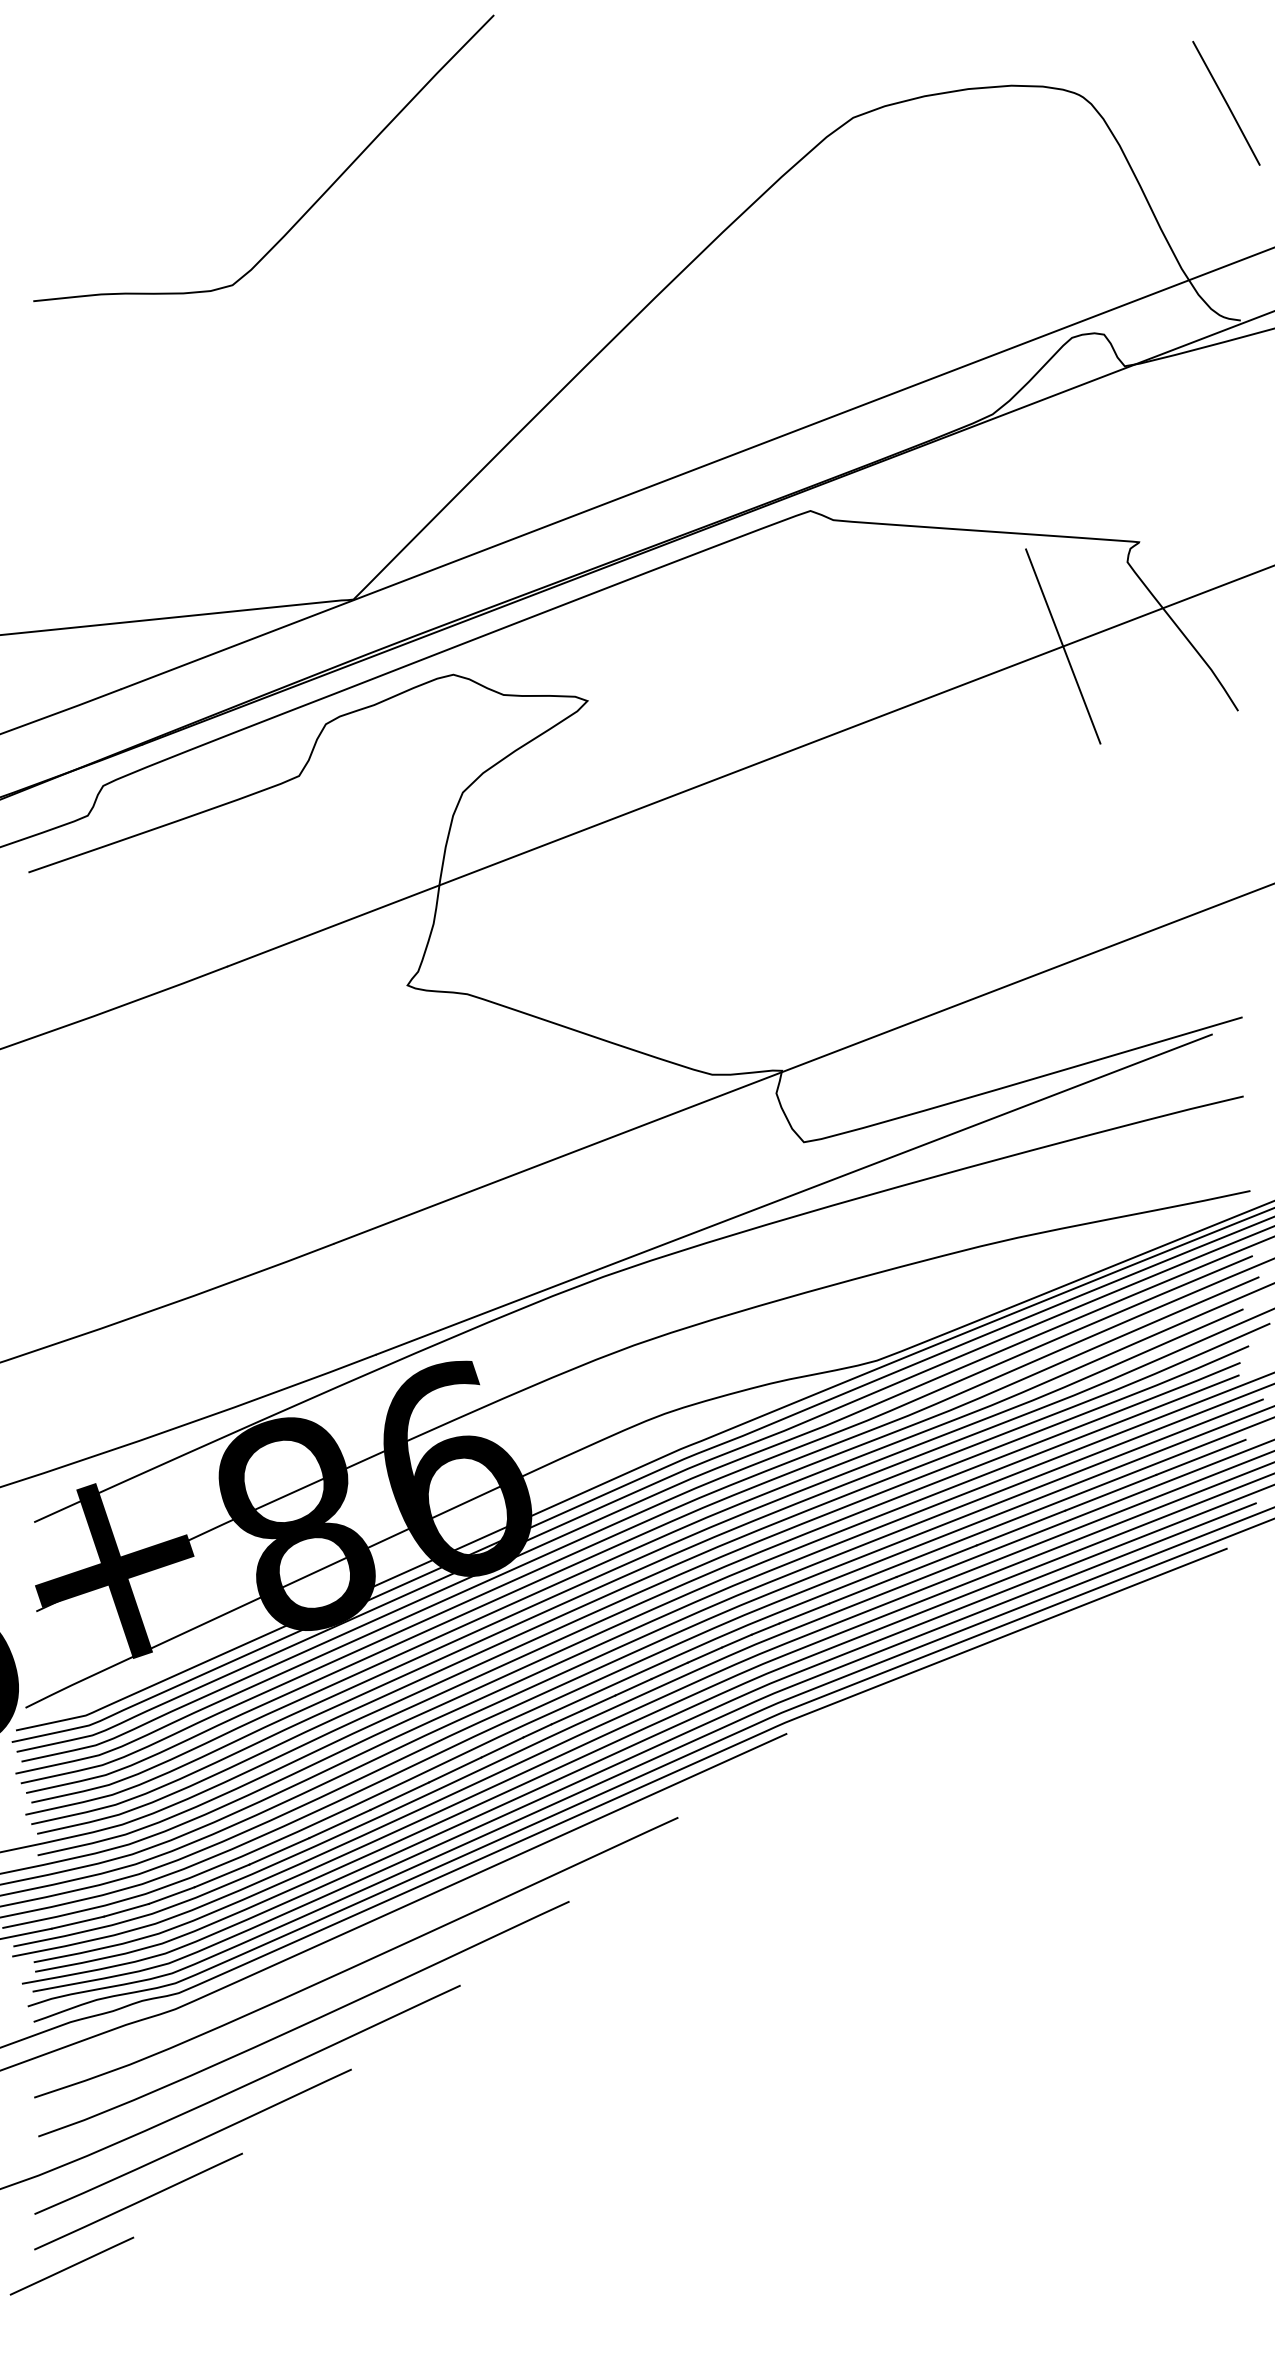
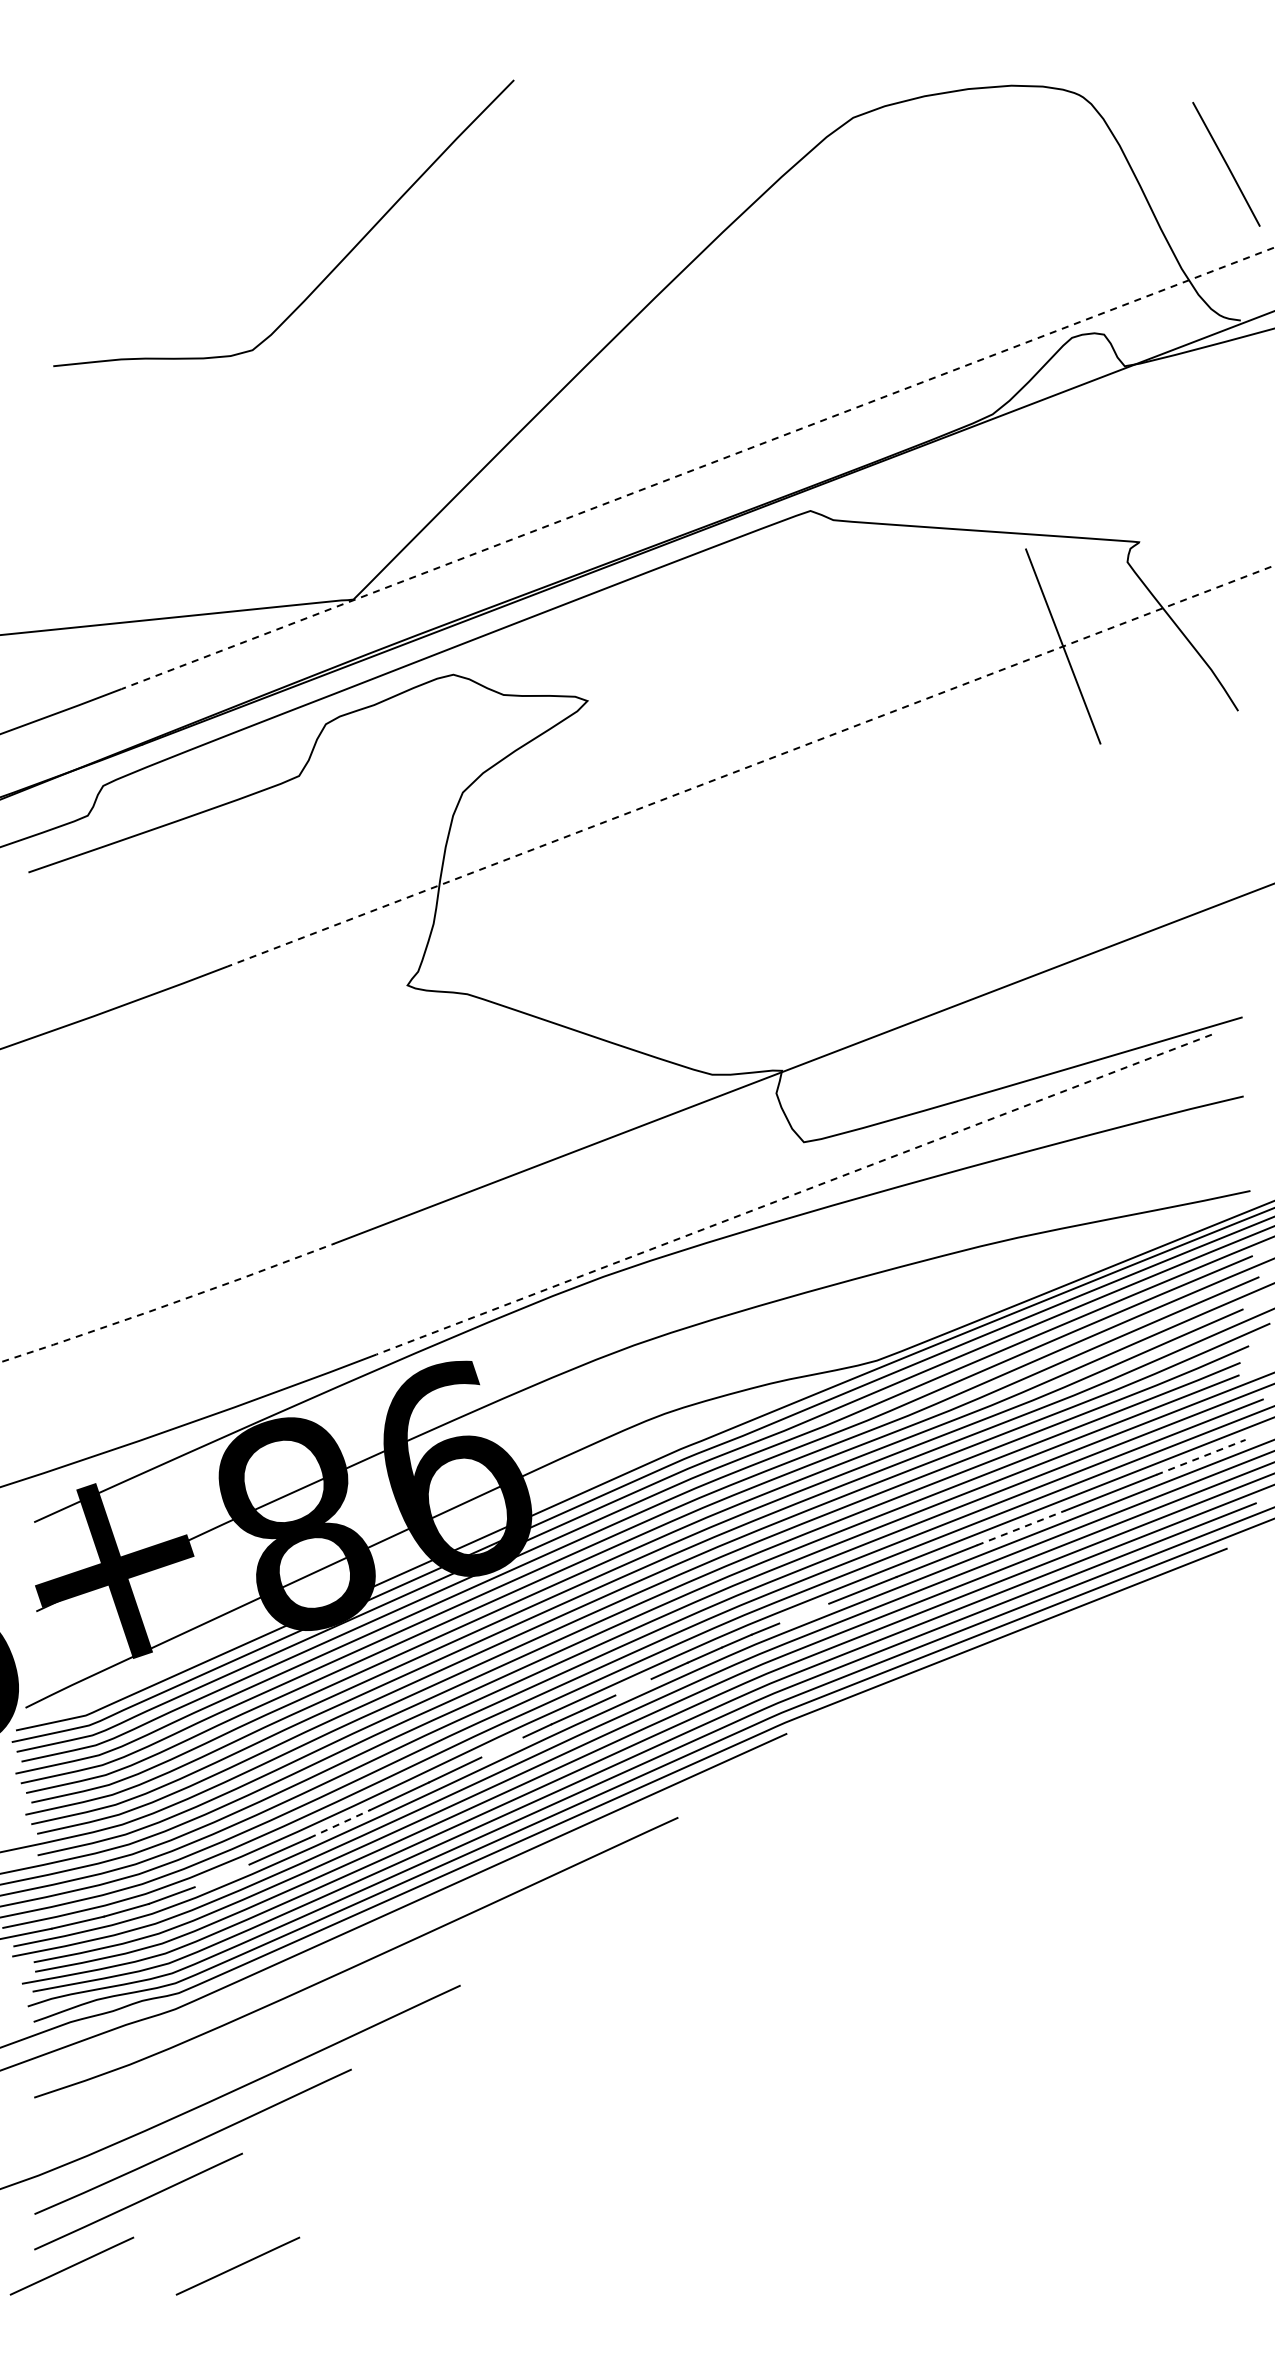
line position: (1226, 103) -> (1226, 164) (1226, 164)
curve position: (311, 205) -> (331, 270) (331, 270)
line: solid -> dashed (697, 468)
line: solid -> dashed (750, 766)
line: solid -> dashed (793, 1194)
arc: solid -> dashed (168, 1304)
line: solid -> dashed (1200, 1457)
line: solid -> dashed (1021, 1527)
line: present -> none (804, 1613)
line: present -> none (633, 1687)
line: present -> none (502, 1747)
line: solid -> dashed (339, 1824)
line: present -> none (221, 1875)
curve: present -> none (304, 2023)
line: none -> present (237, 2265)
